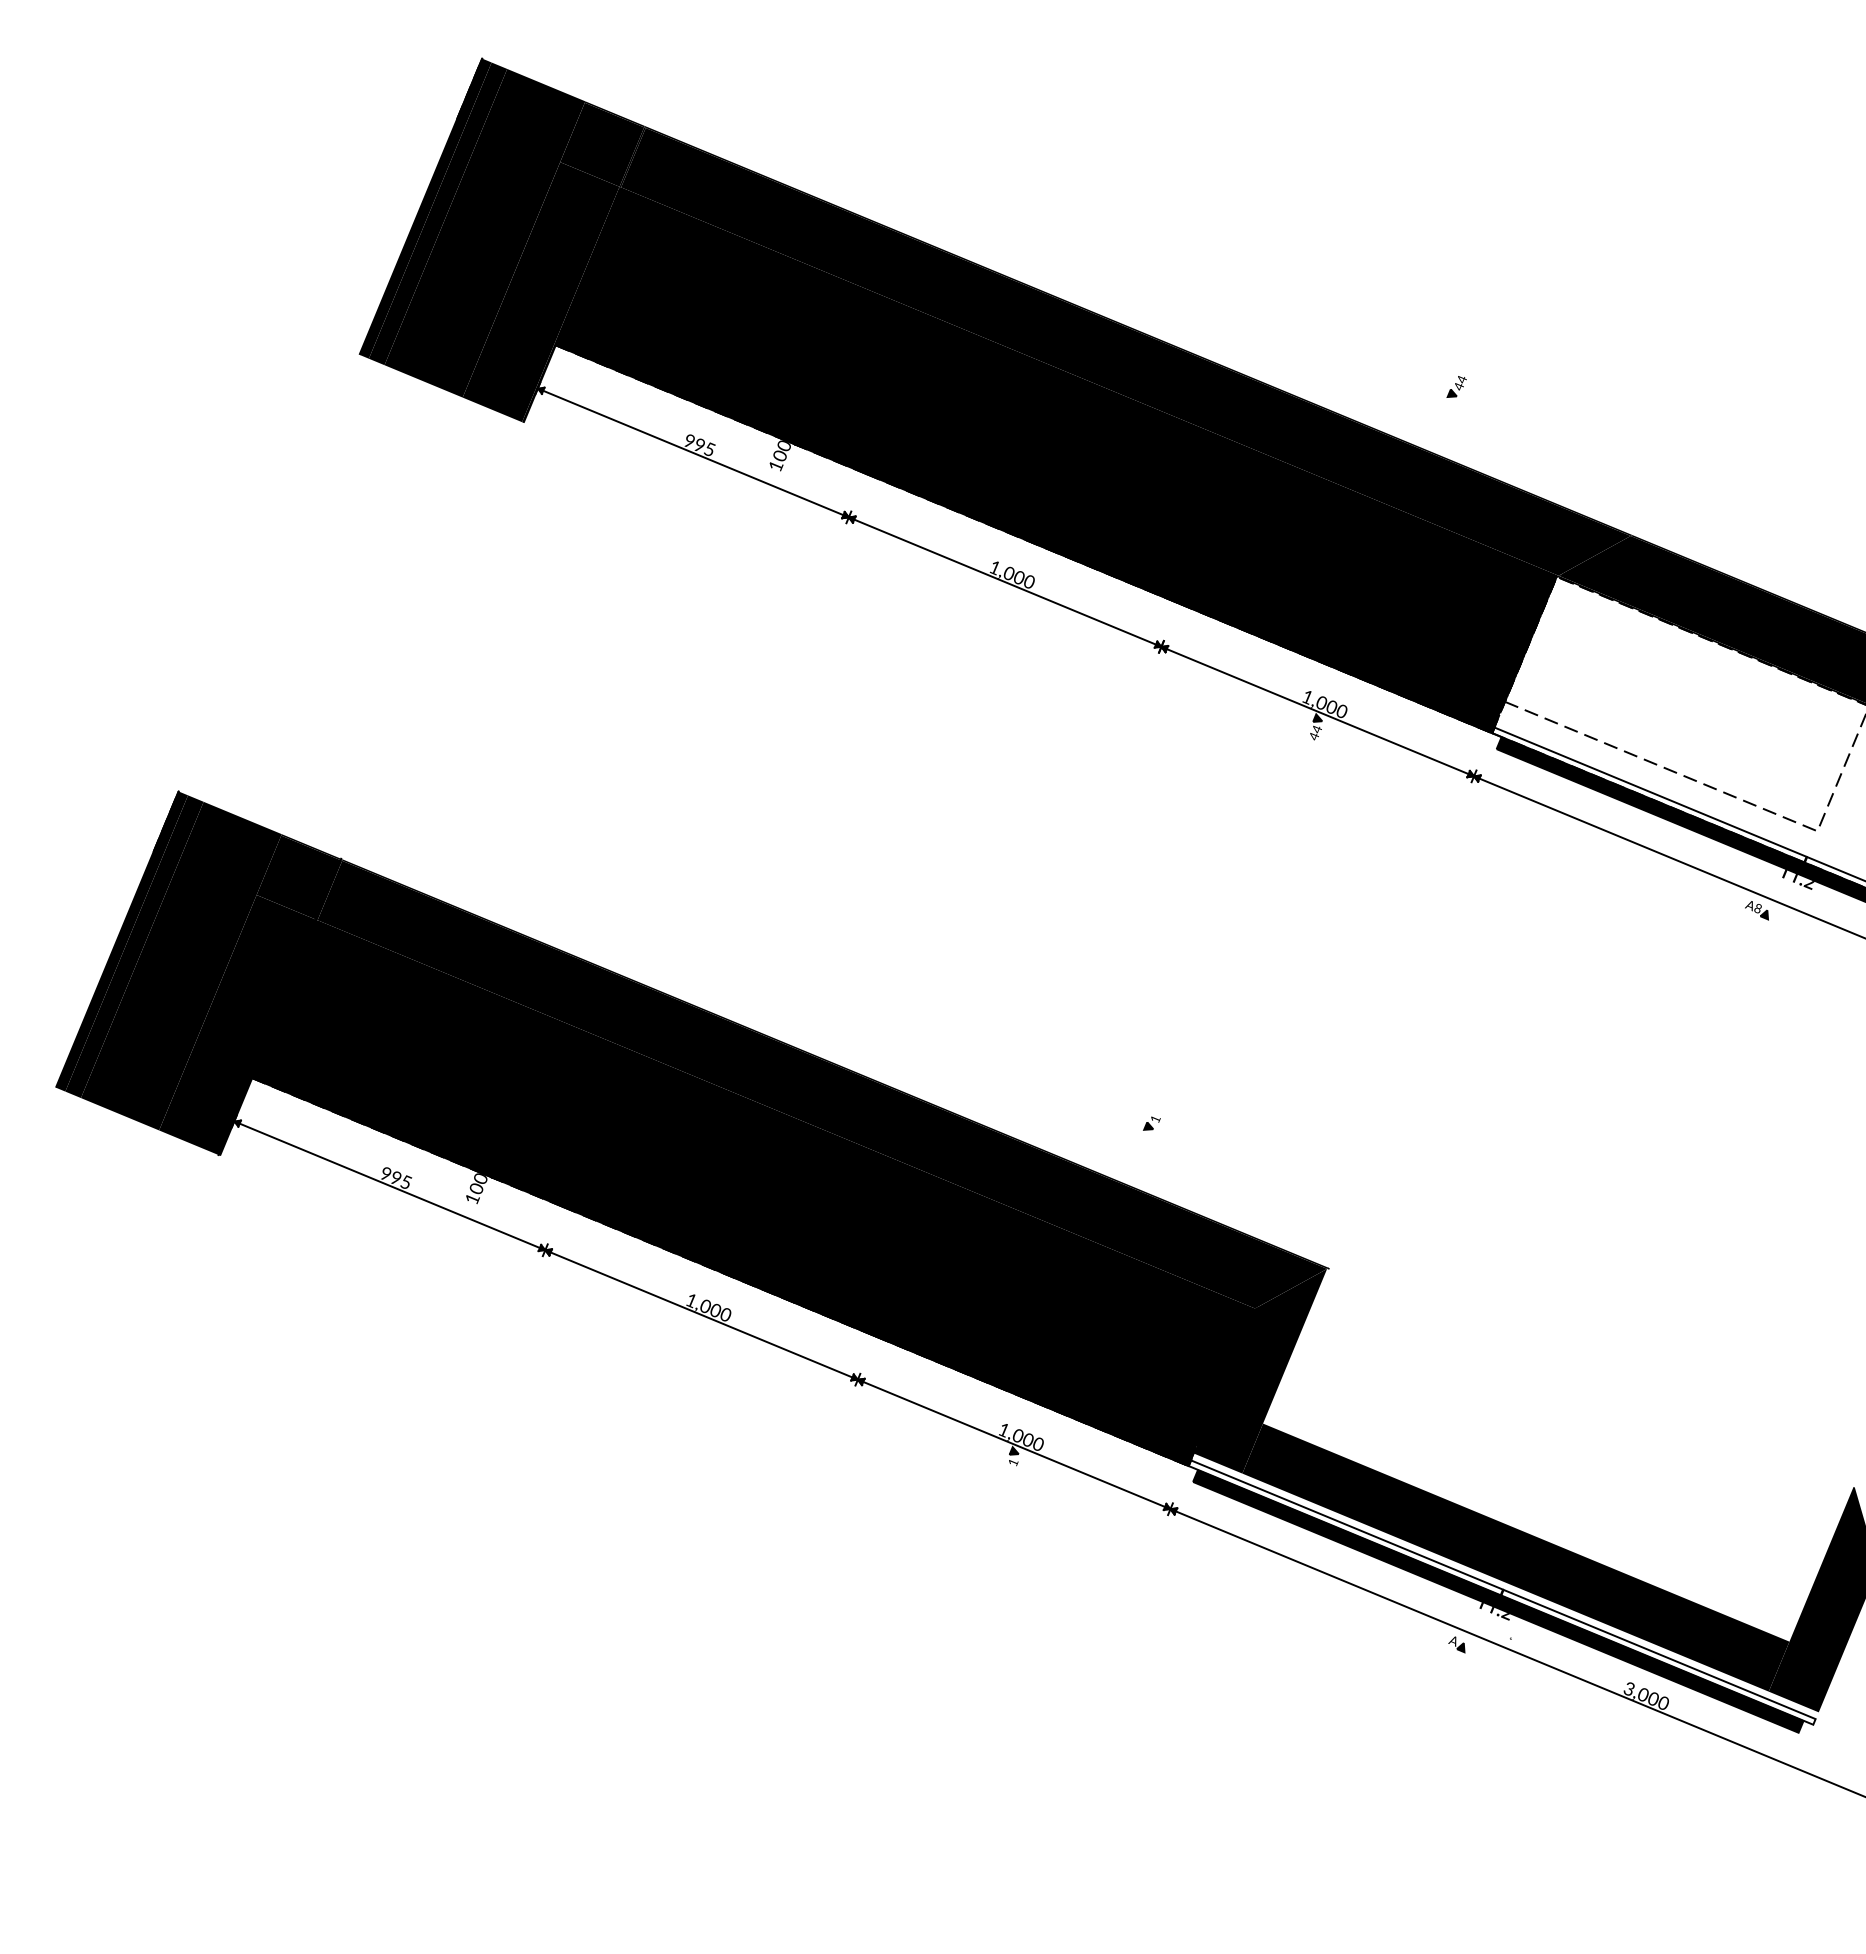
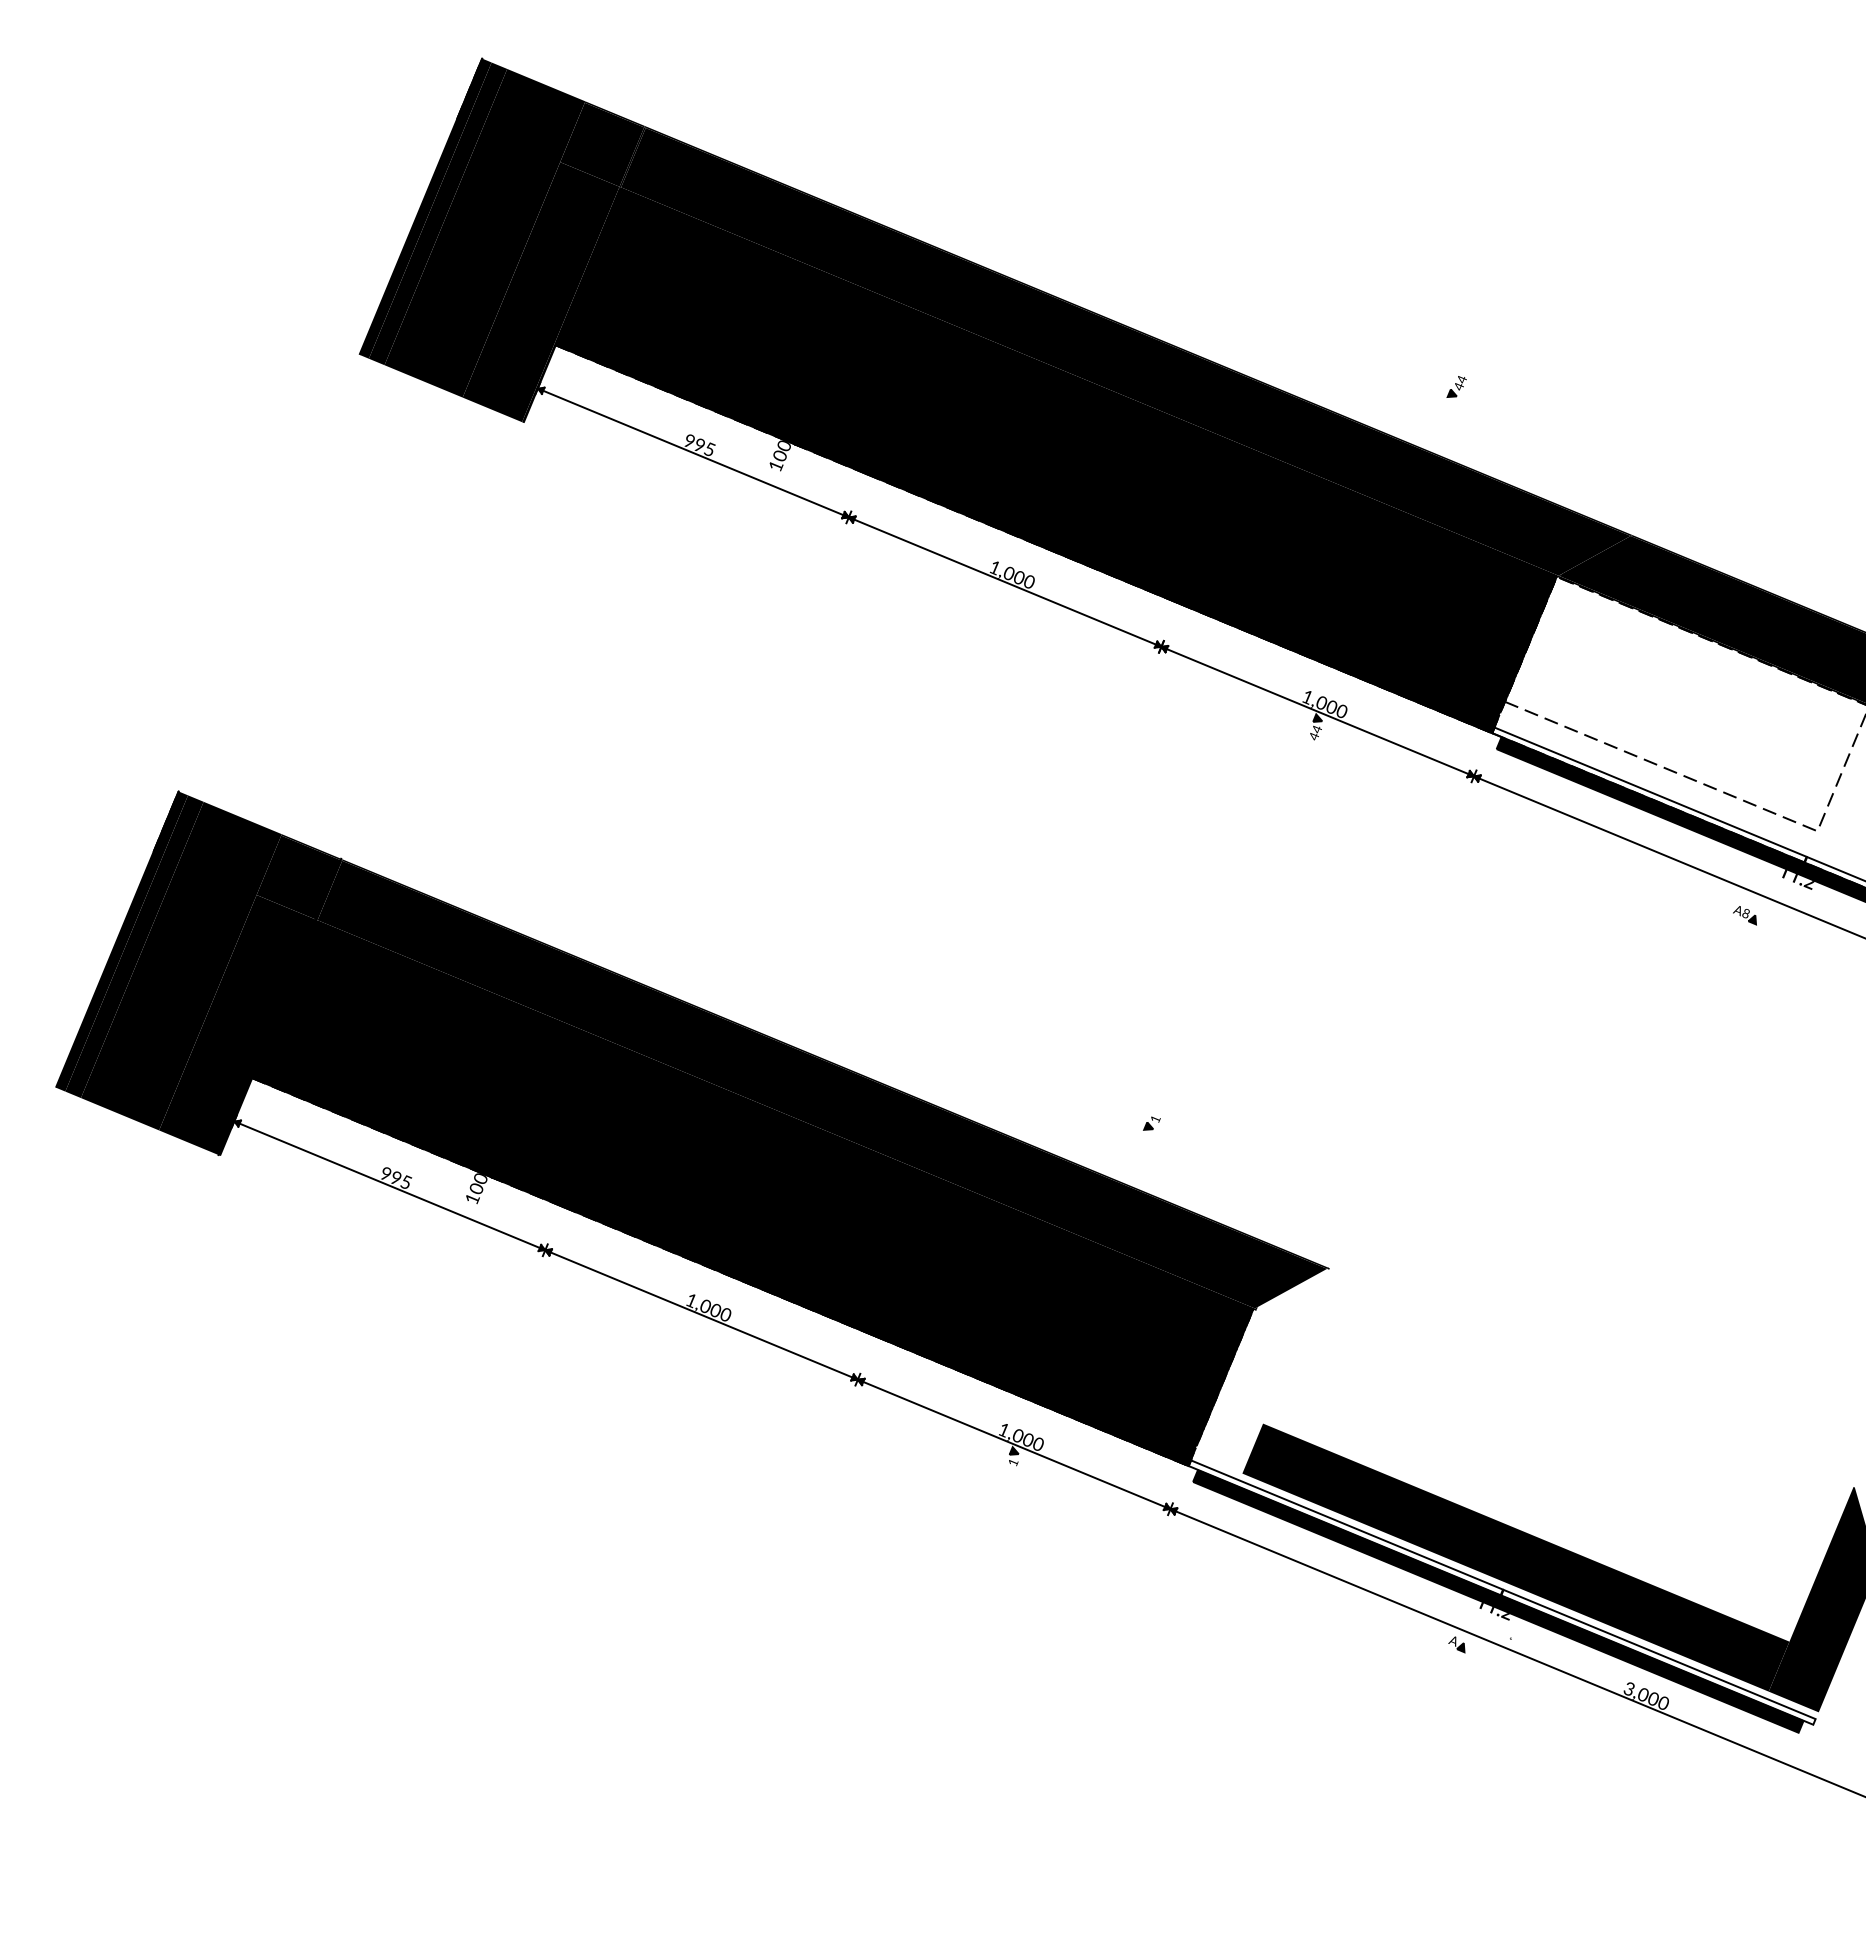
part position: (1756, 910) -> (1744, 915) (1744, 915)
fill: present -> none (1260, 1370)
